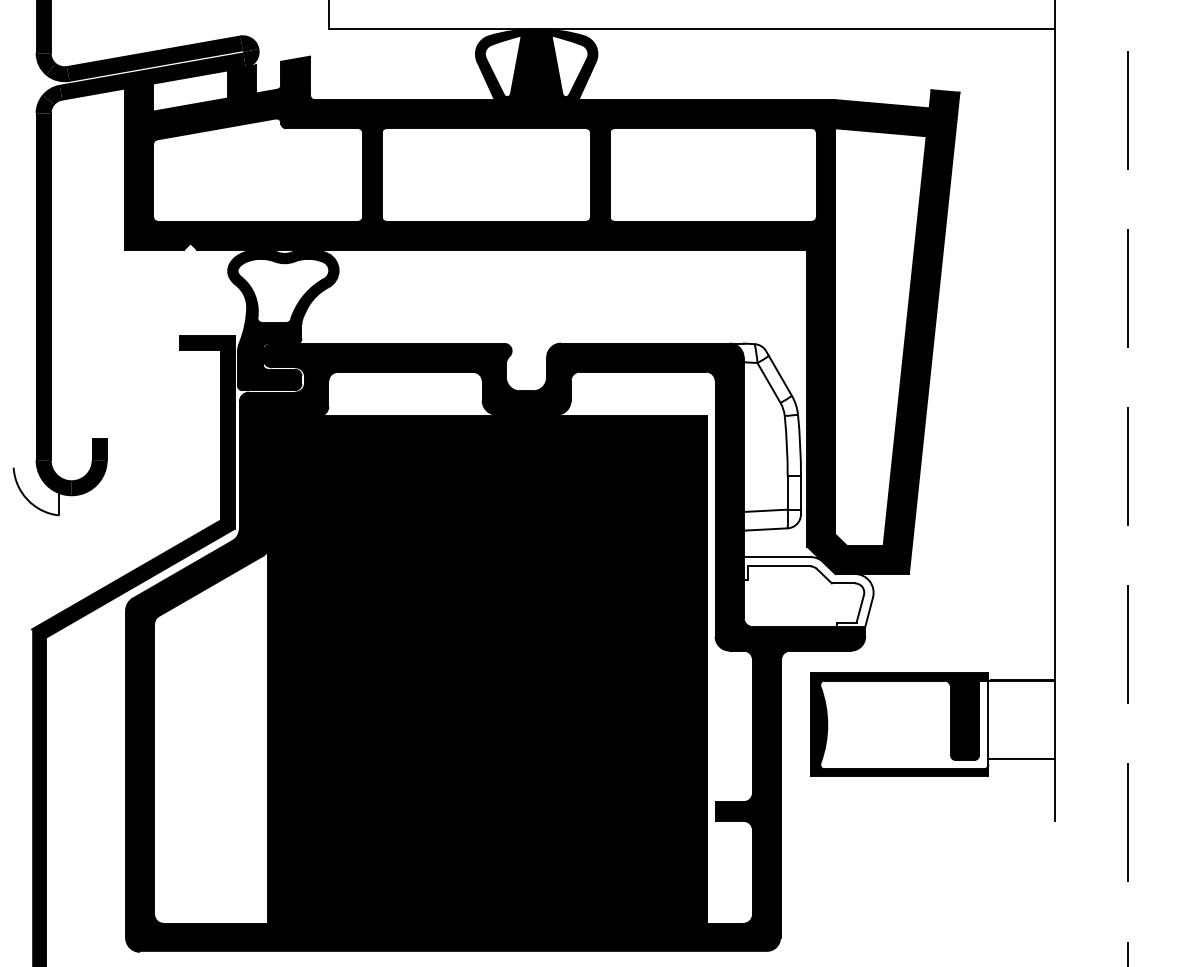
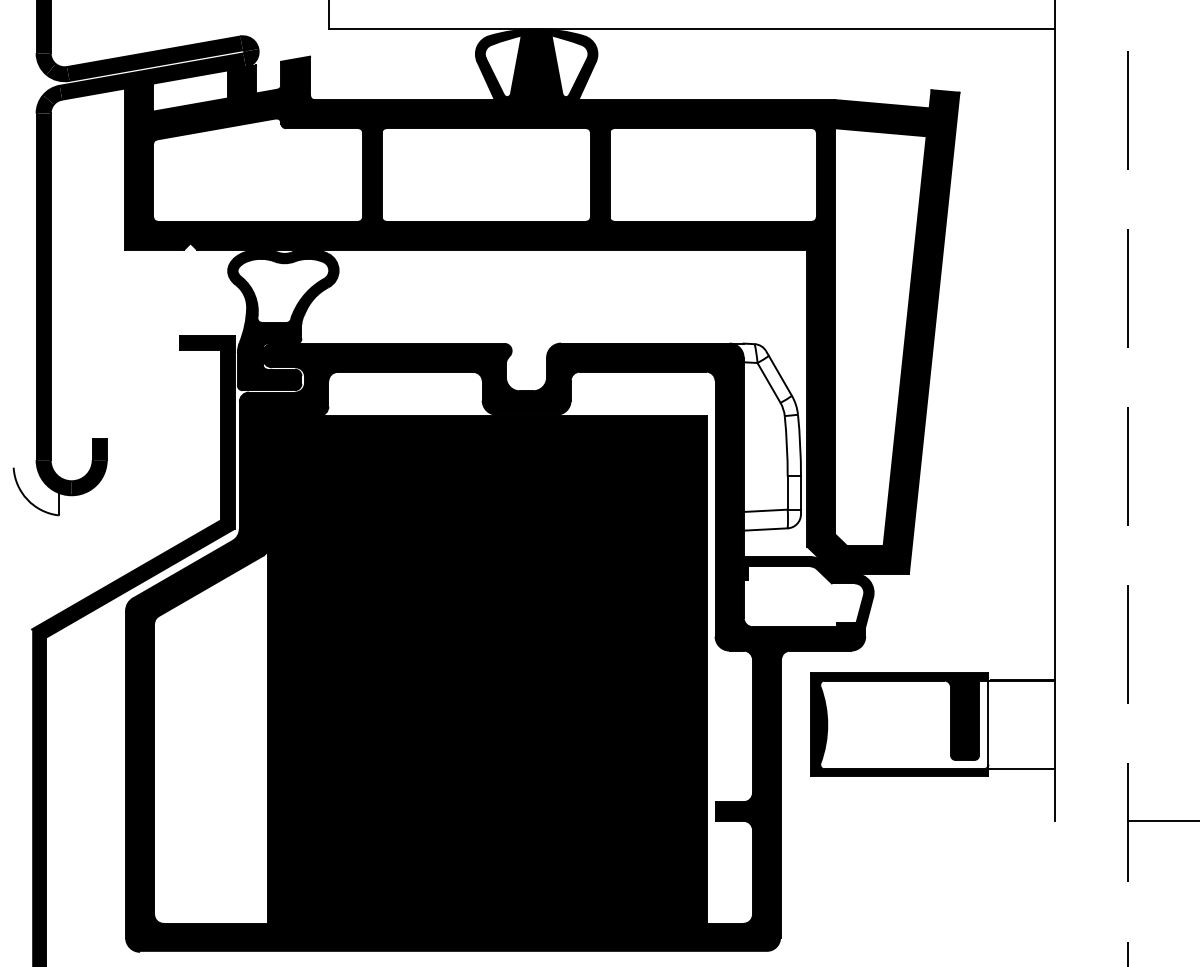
fill: none -> present (808, 592)
line position: (1021, 759) -> (1021, 769) (1021, 769)
line: none -> present (1161, 821)
